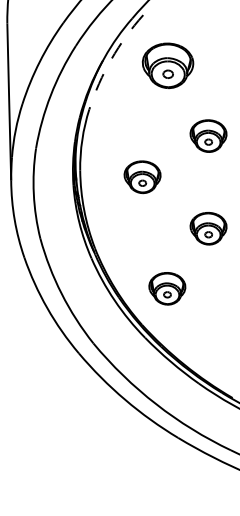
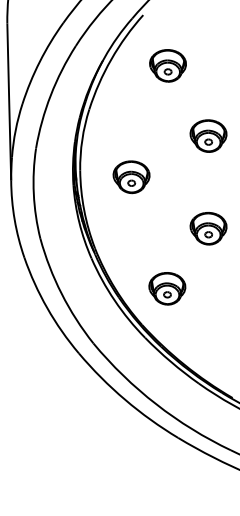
arc: dashed -> solid (111, 59)
part size: 54x48 px -> 38x34 px (167, 65)
part position: (142, 177) -> (131, 177) (131, 177)
